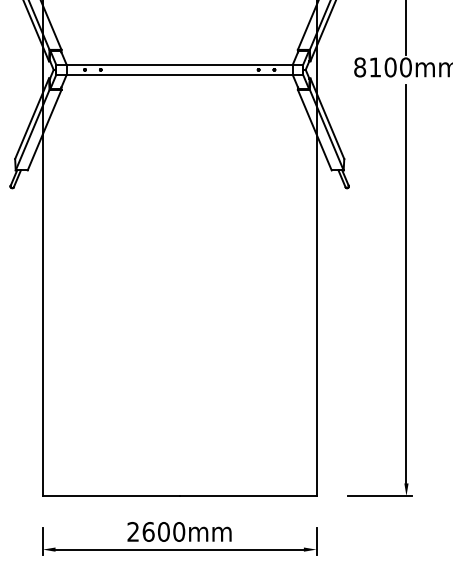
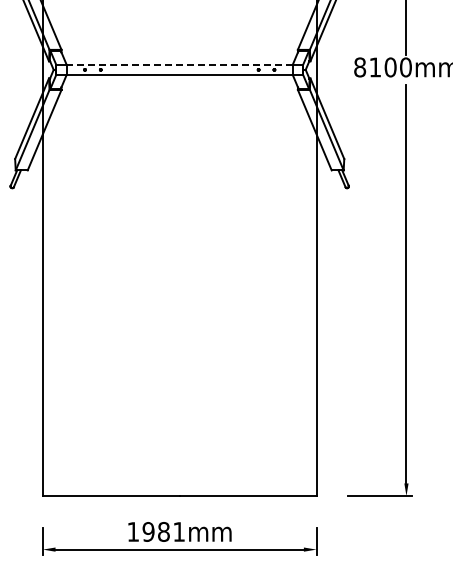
line: solid -> dashed (179, 64)
text: 2600mm -> 1981mm (156, 531)
